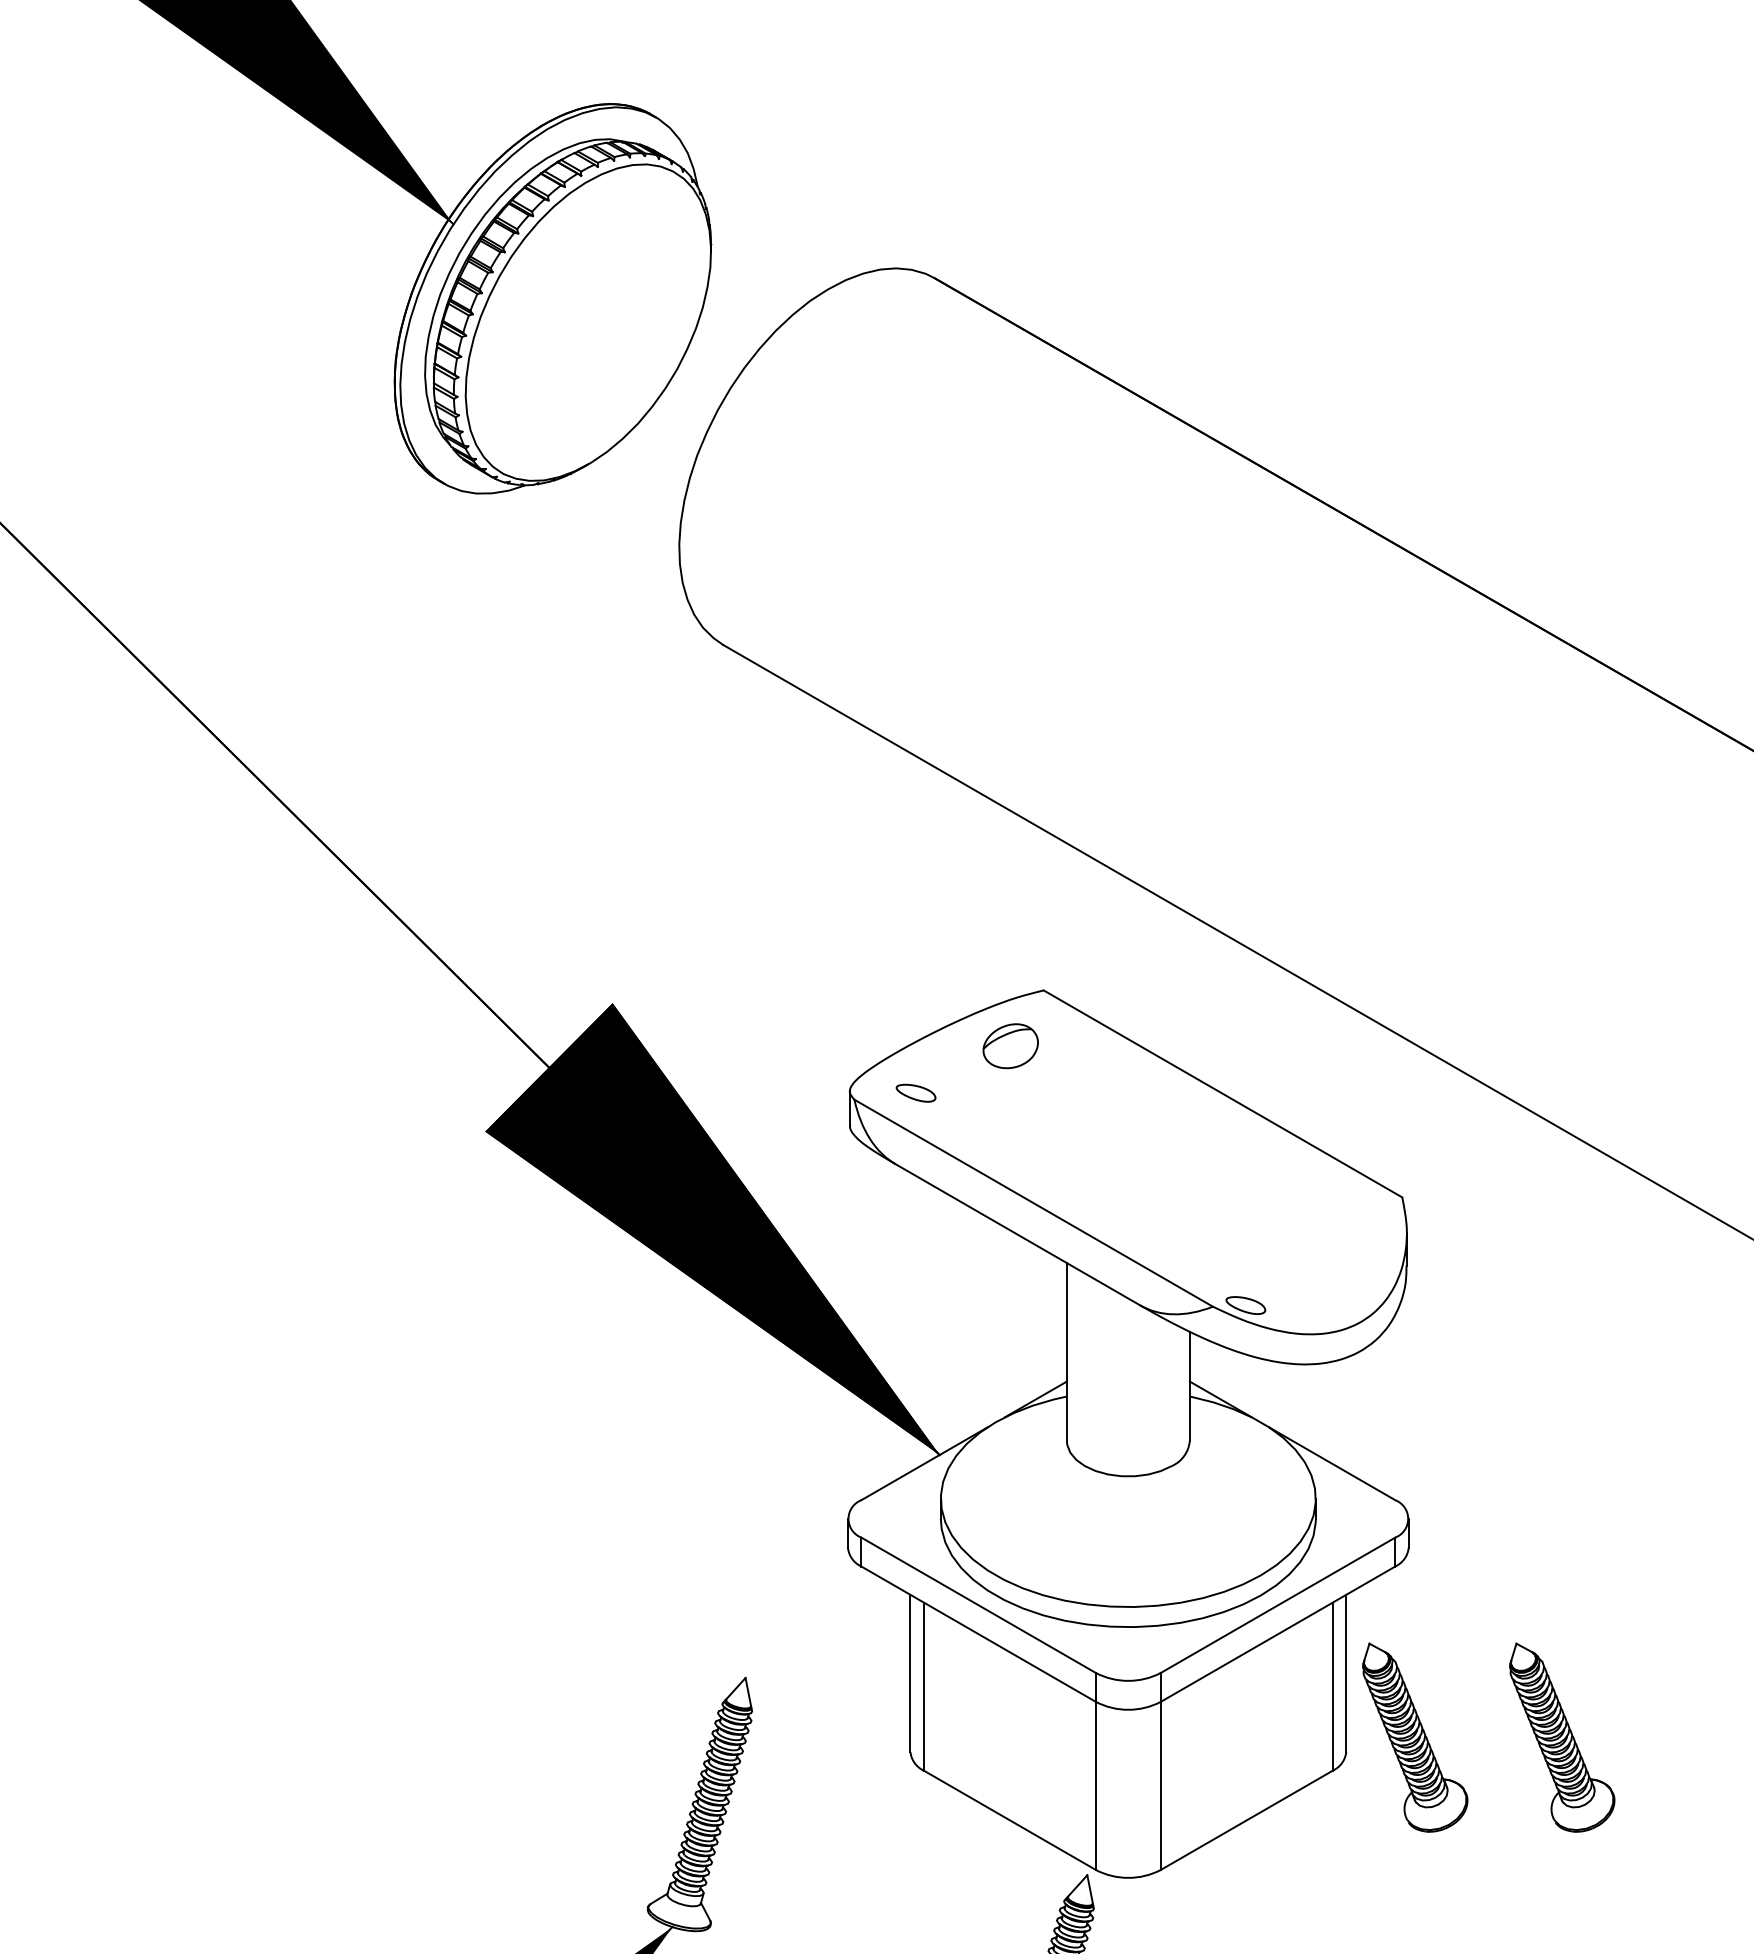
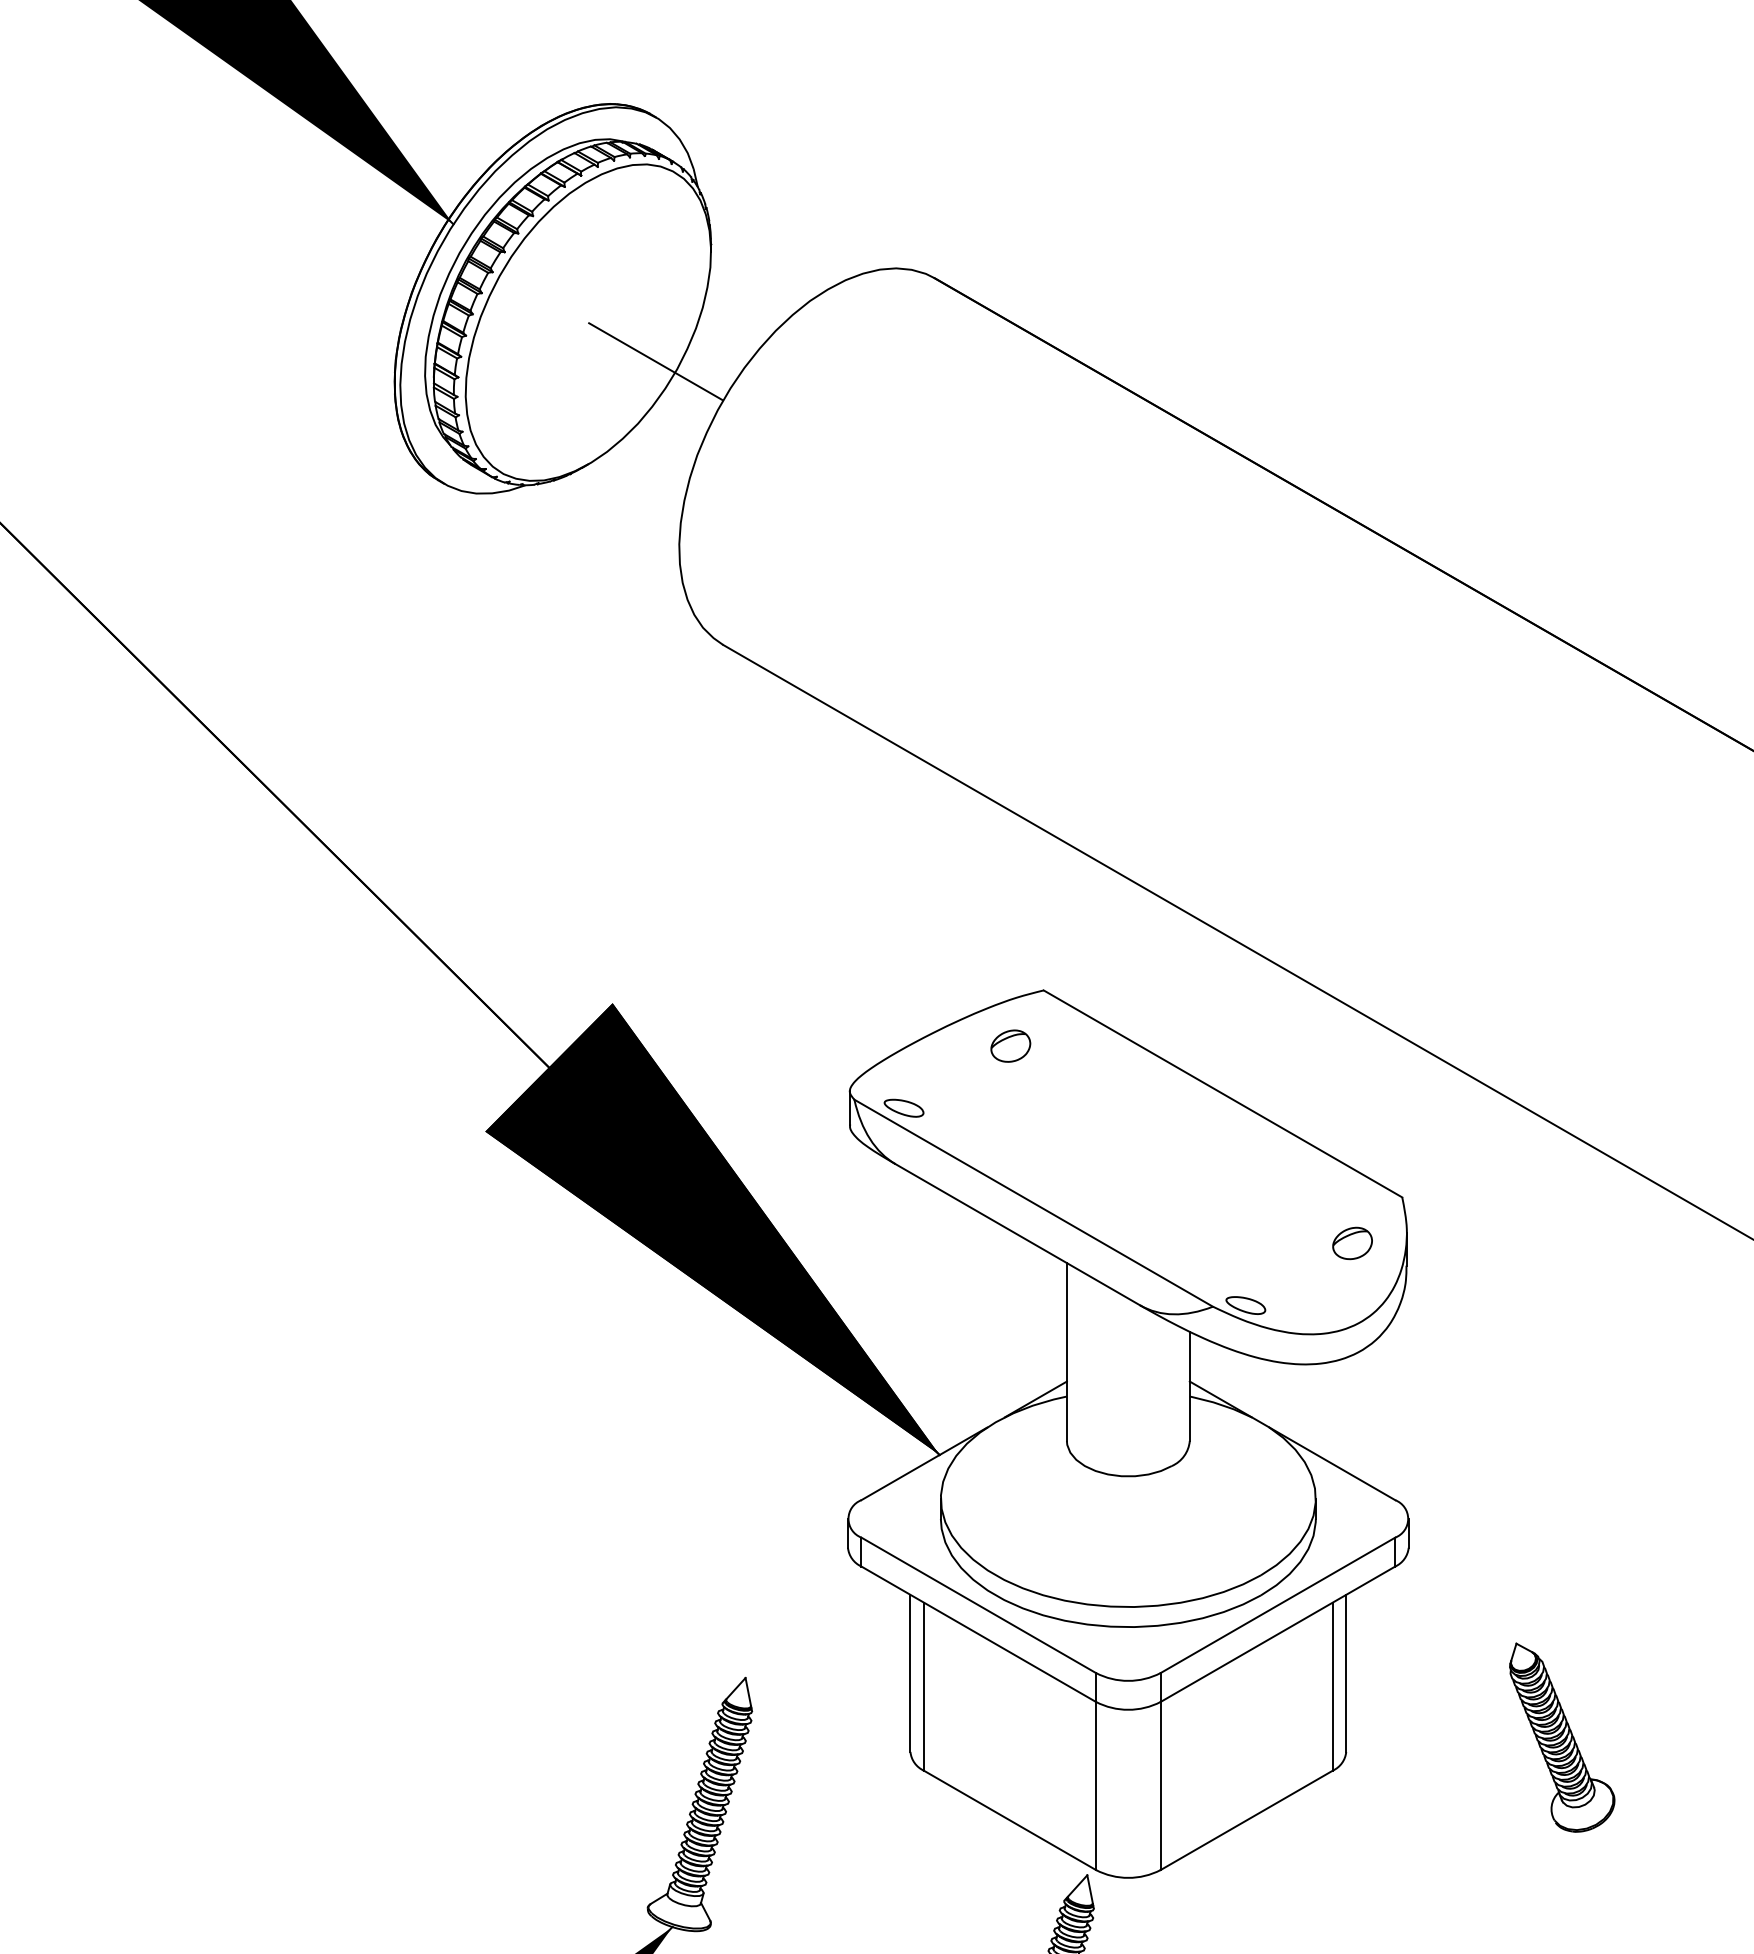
line: none -> present (655, 361)
part size: 57x47 px -> 42x34 px (1010, 1045)
part position: (915, 1092) -> (903, 1107) (903, 1107)
part: none -> present (1352, 1243)
part: present -> none (1415, 1737)
